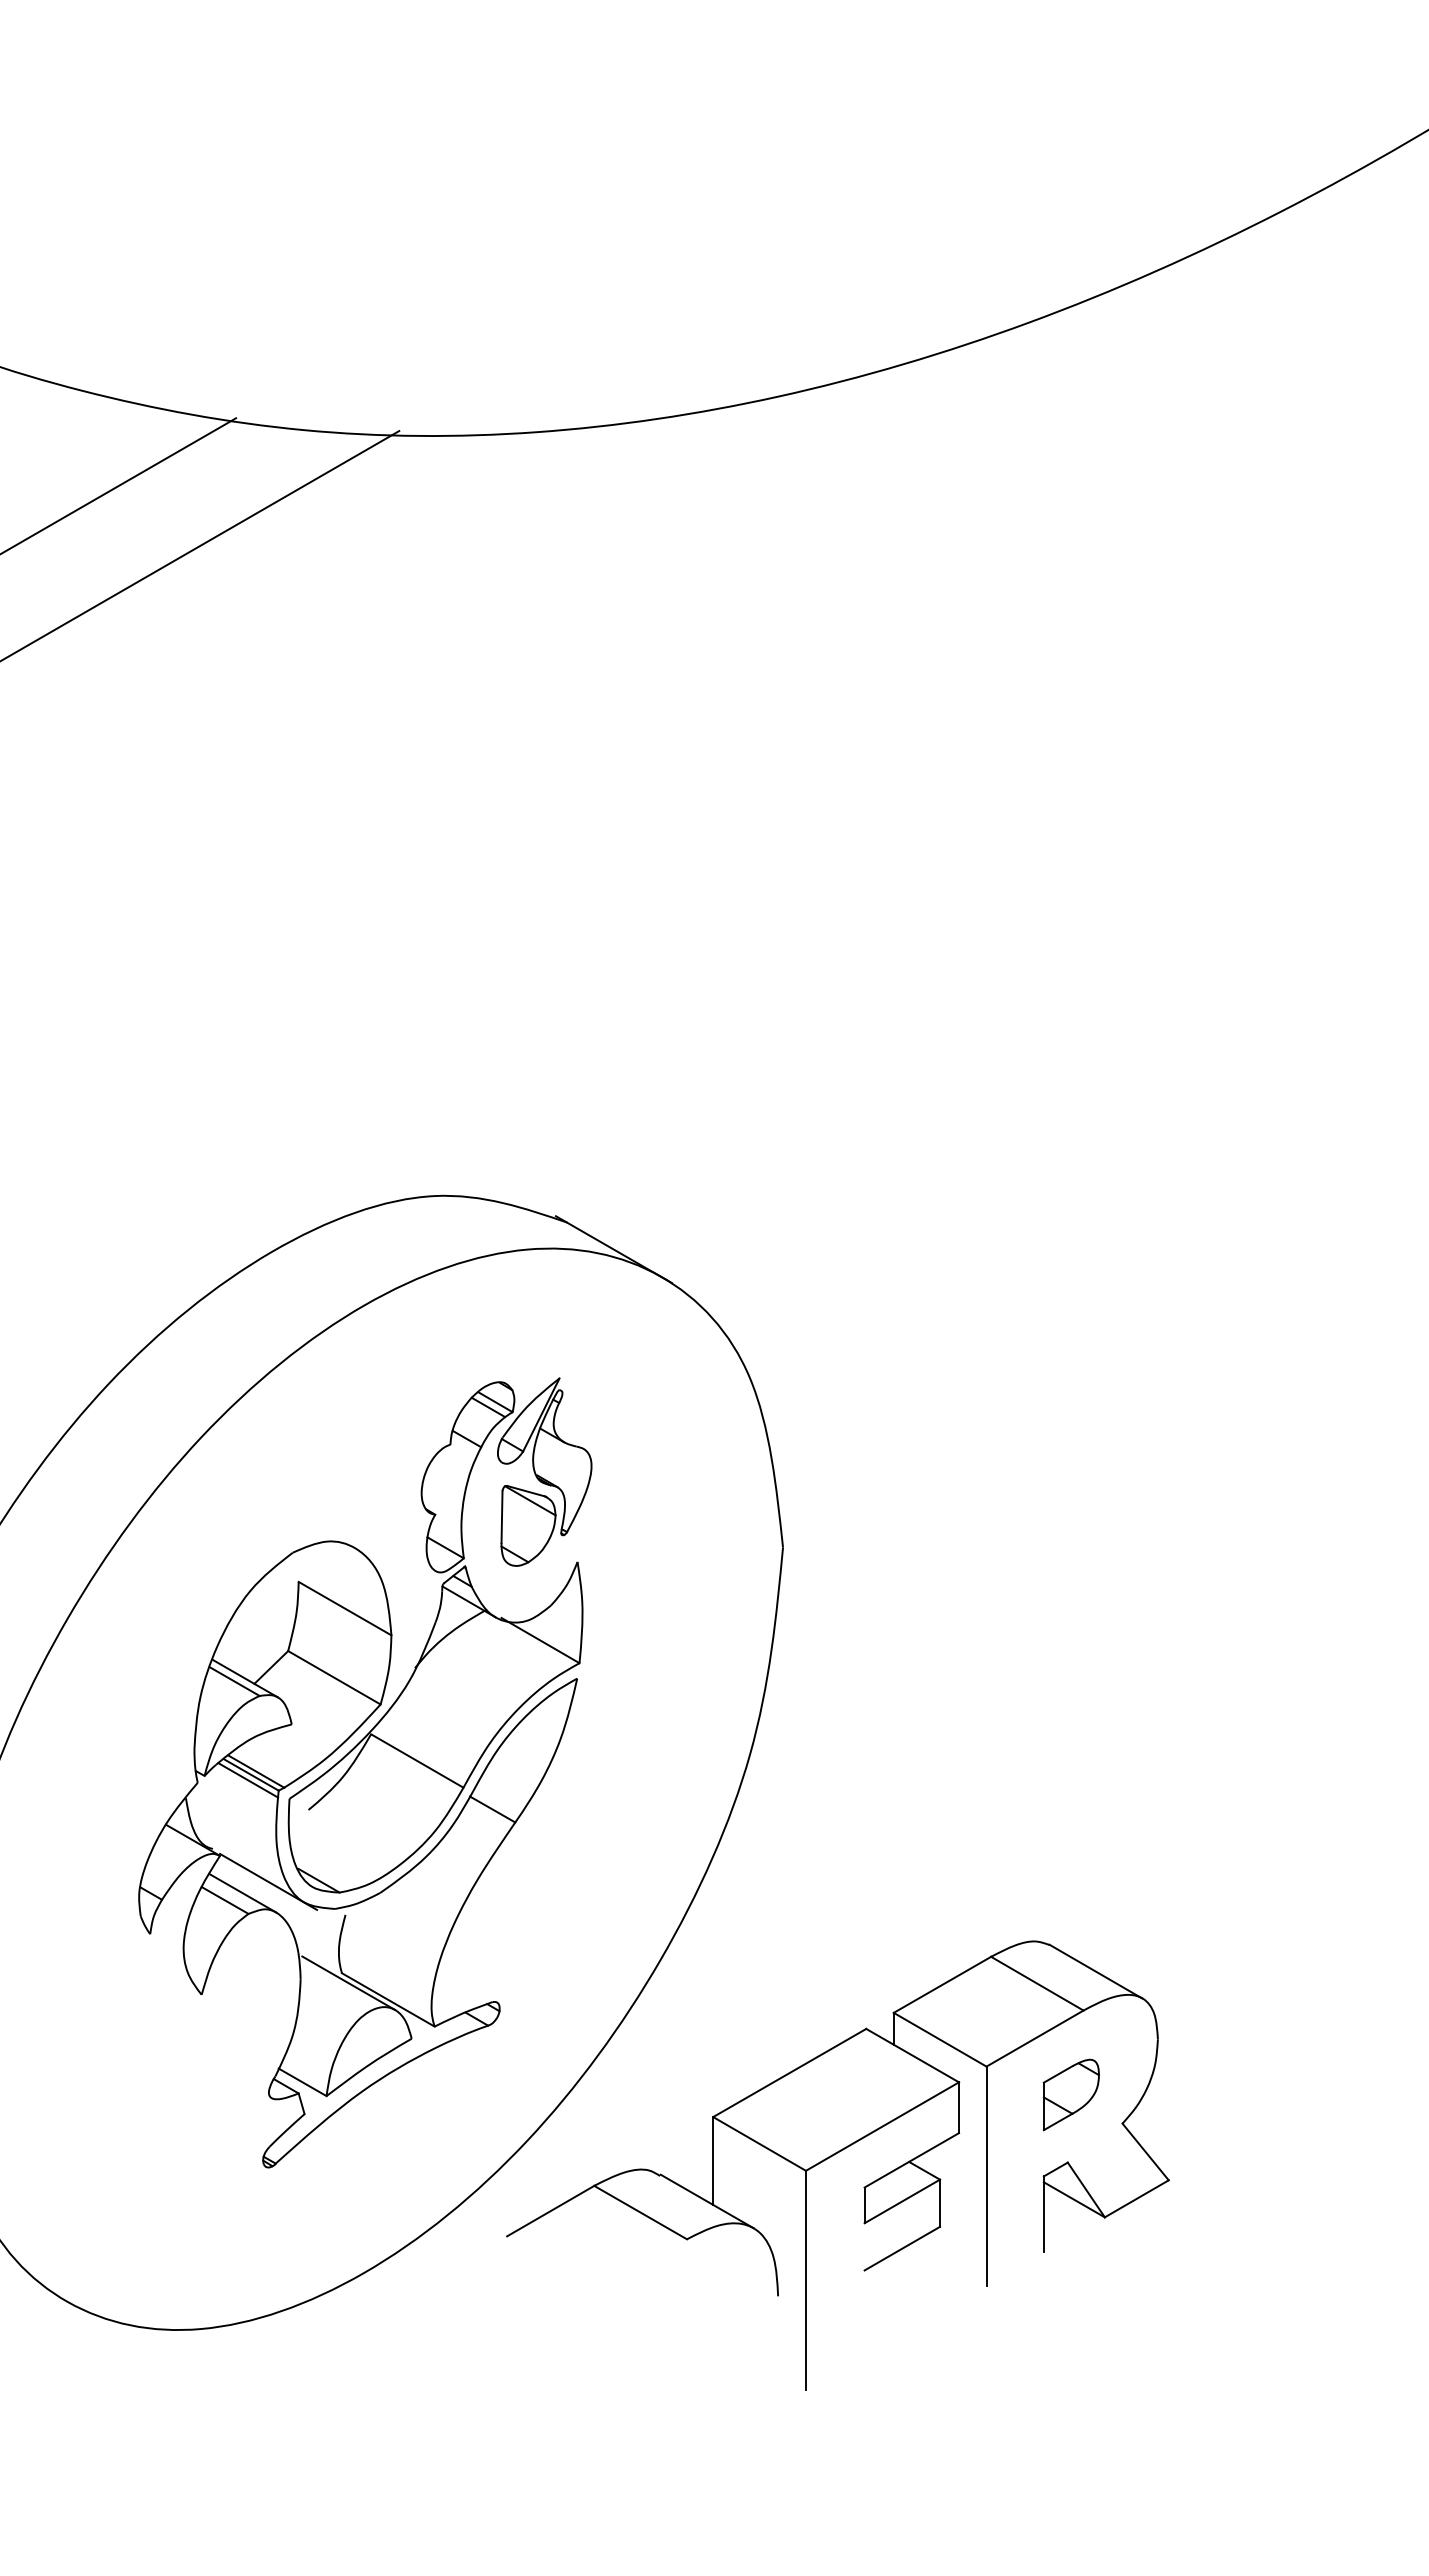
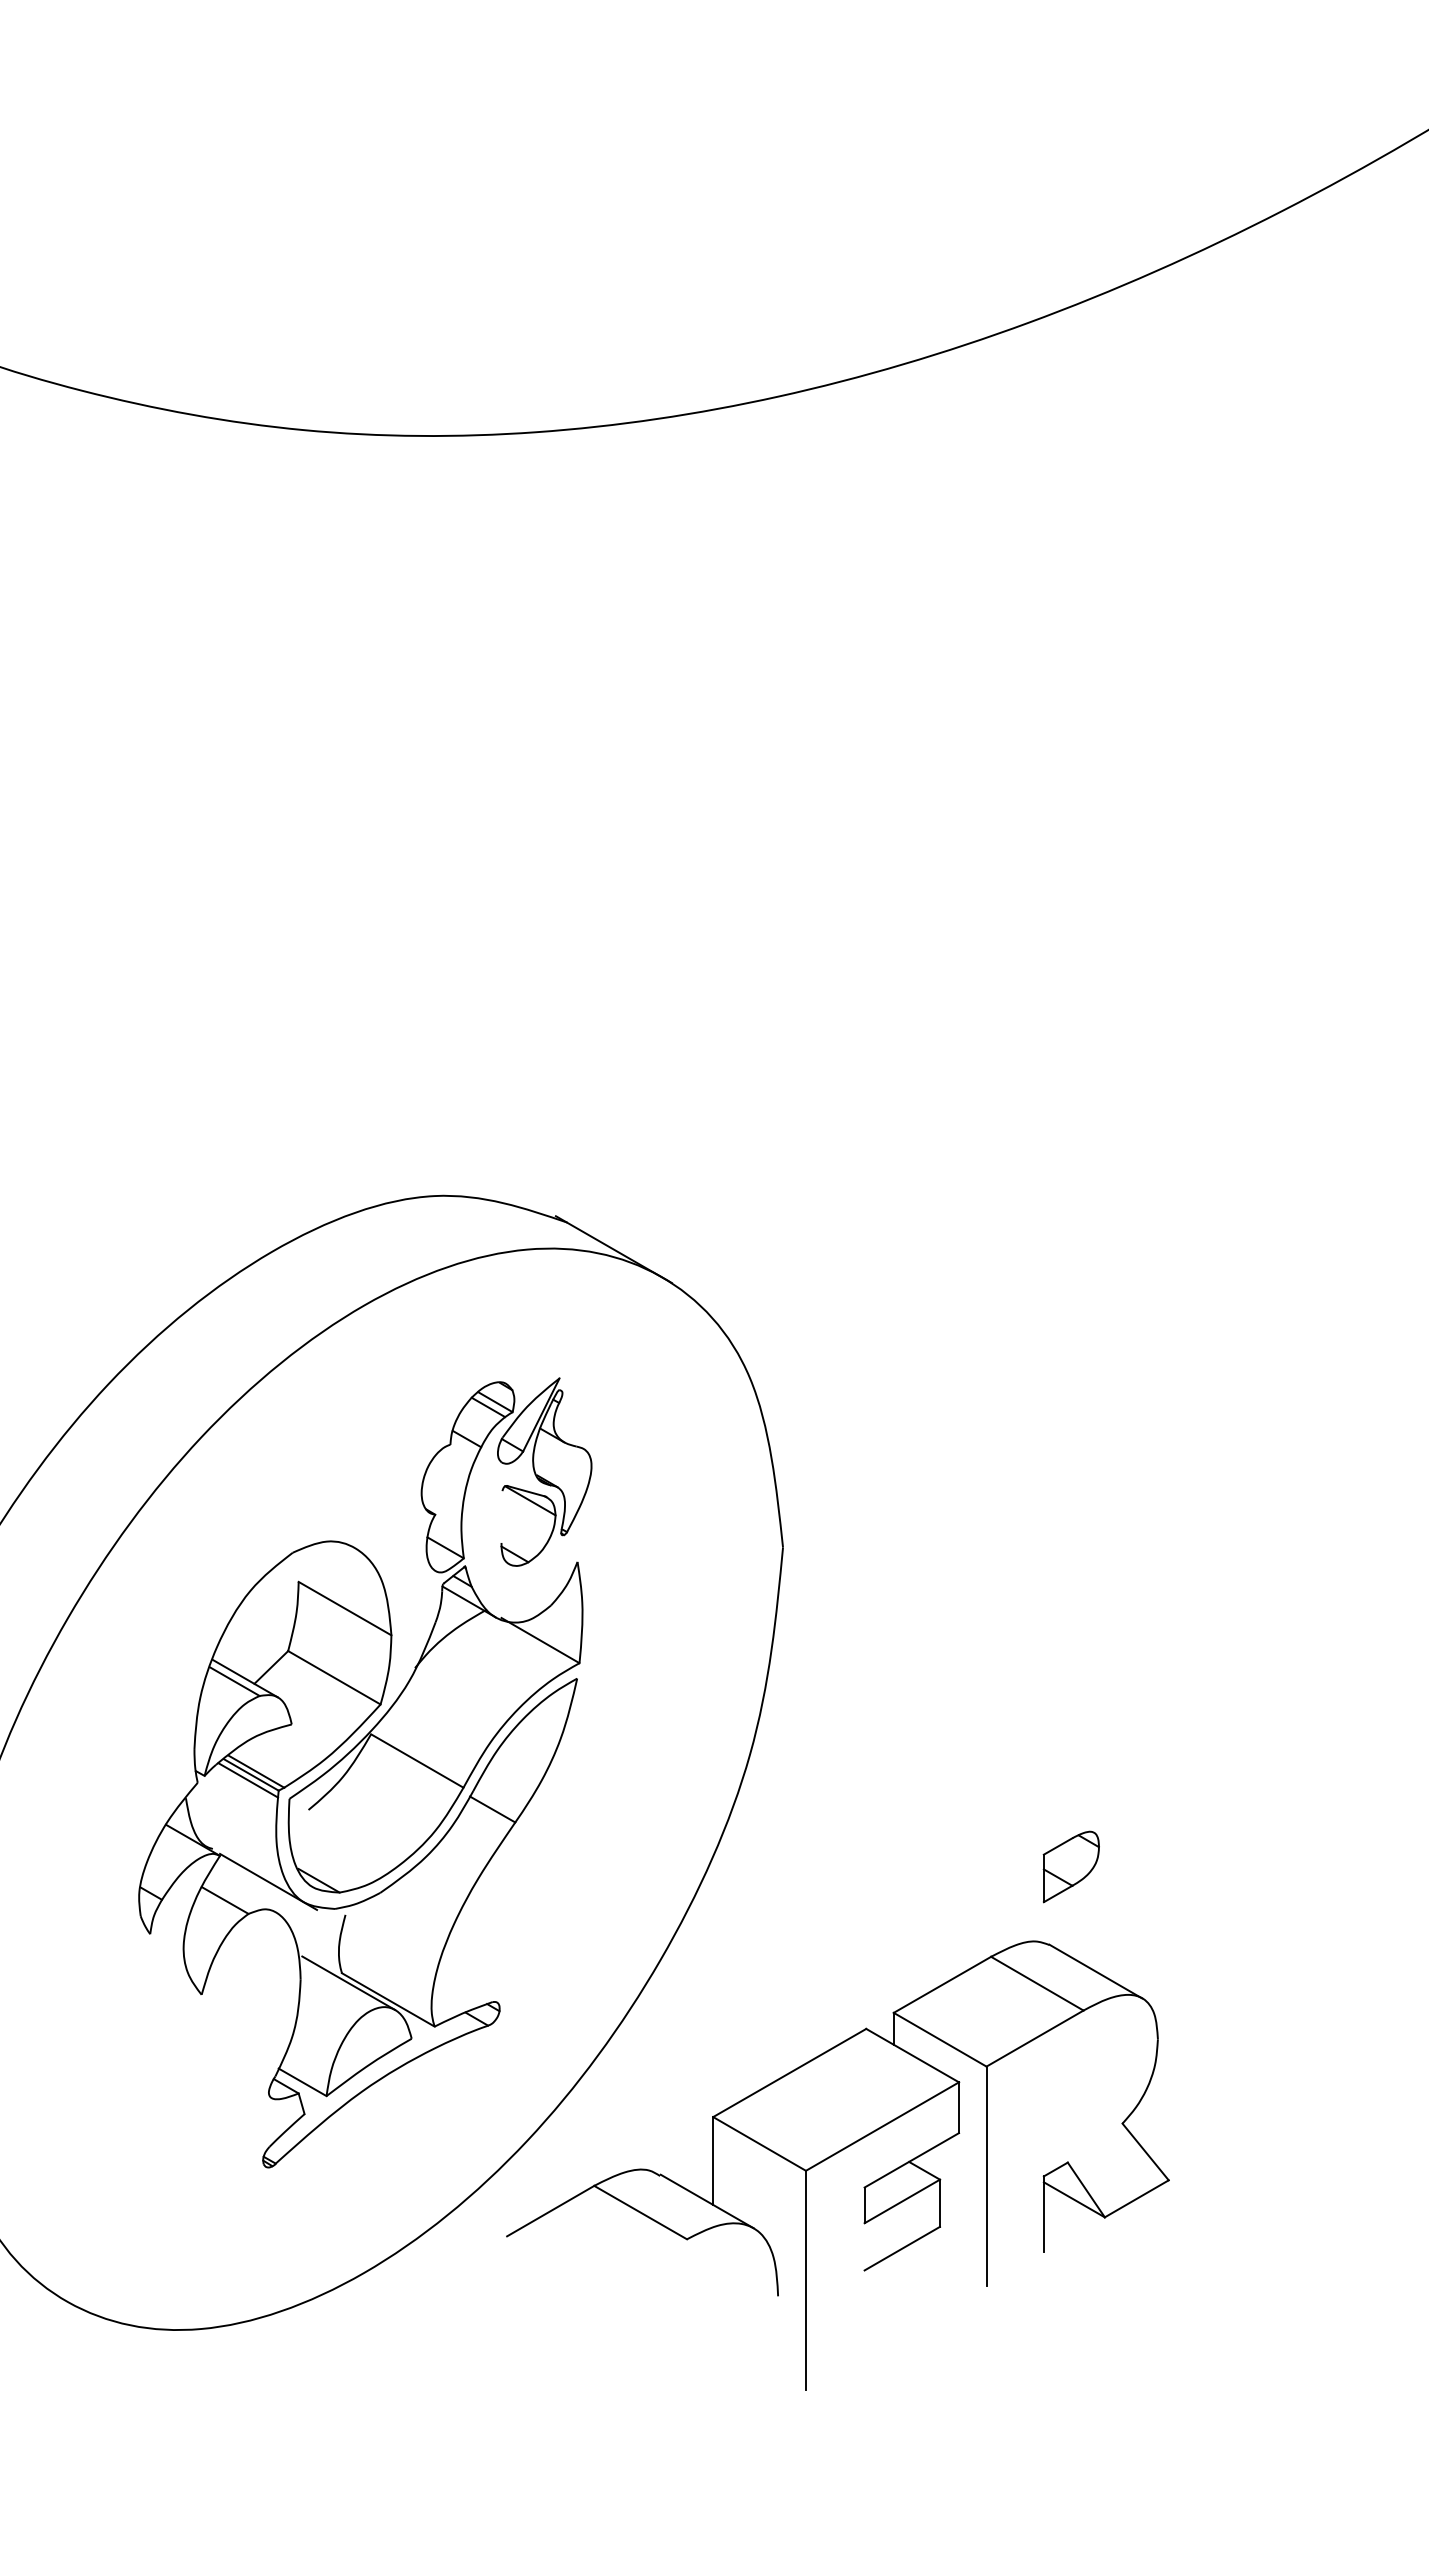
line: present -> none (119, 485)
line: present -> none (200, 545)
line: present -> none (501, 1516)
line: present -> none (242, 1892)
part position: (1070, 2094) -> (1070, 1866) (1070, 1866)
